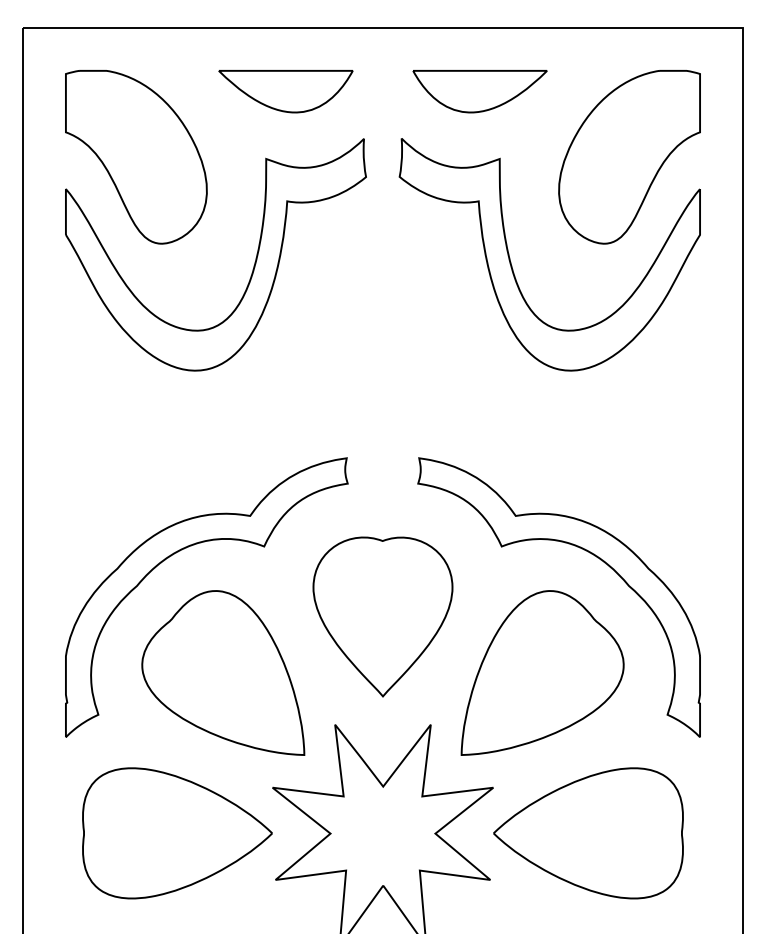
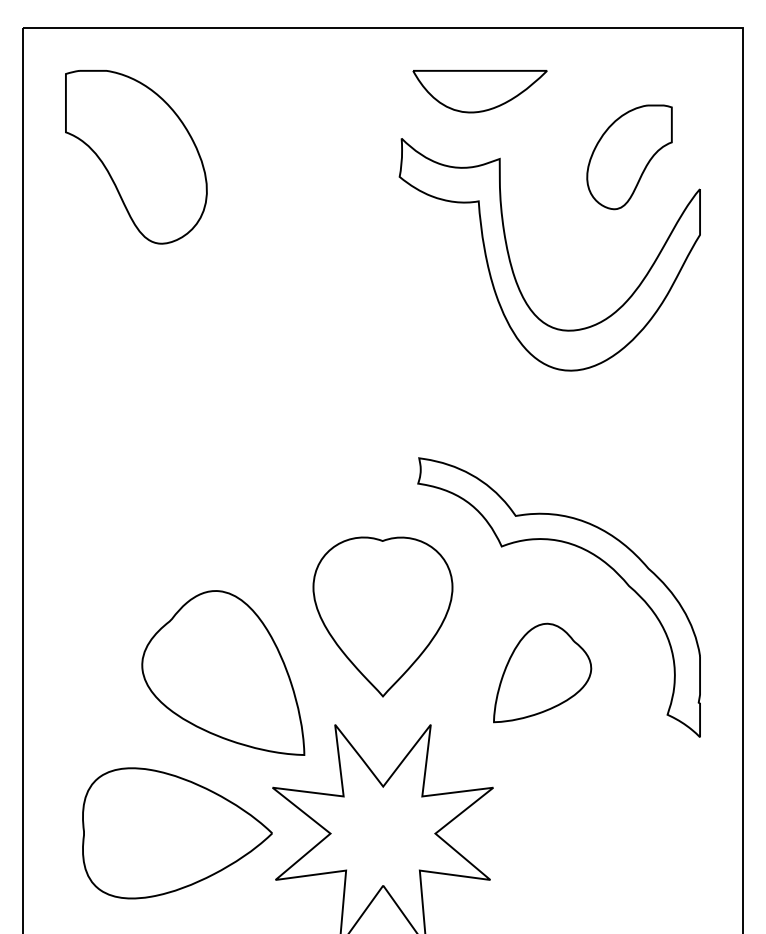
part: present -> none (285, 91)
part size: 143x175 px -> 87x107 px (629, 157)
part: present -> none (253, 265)
part: present -> none (182, 550)
part size: 165x166 px -> 100x102 px (542, 672)
part: present -> none (588, 833)
